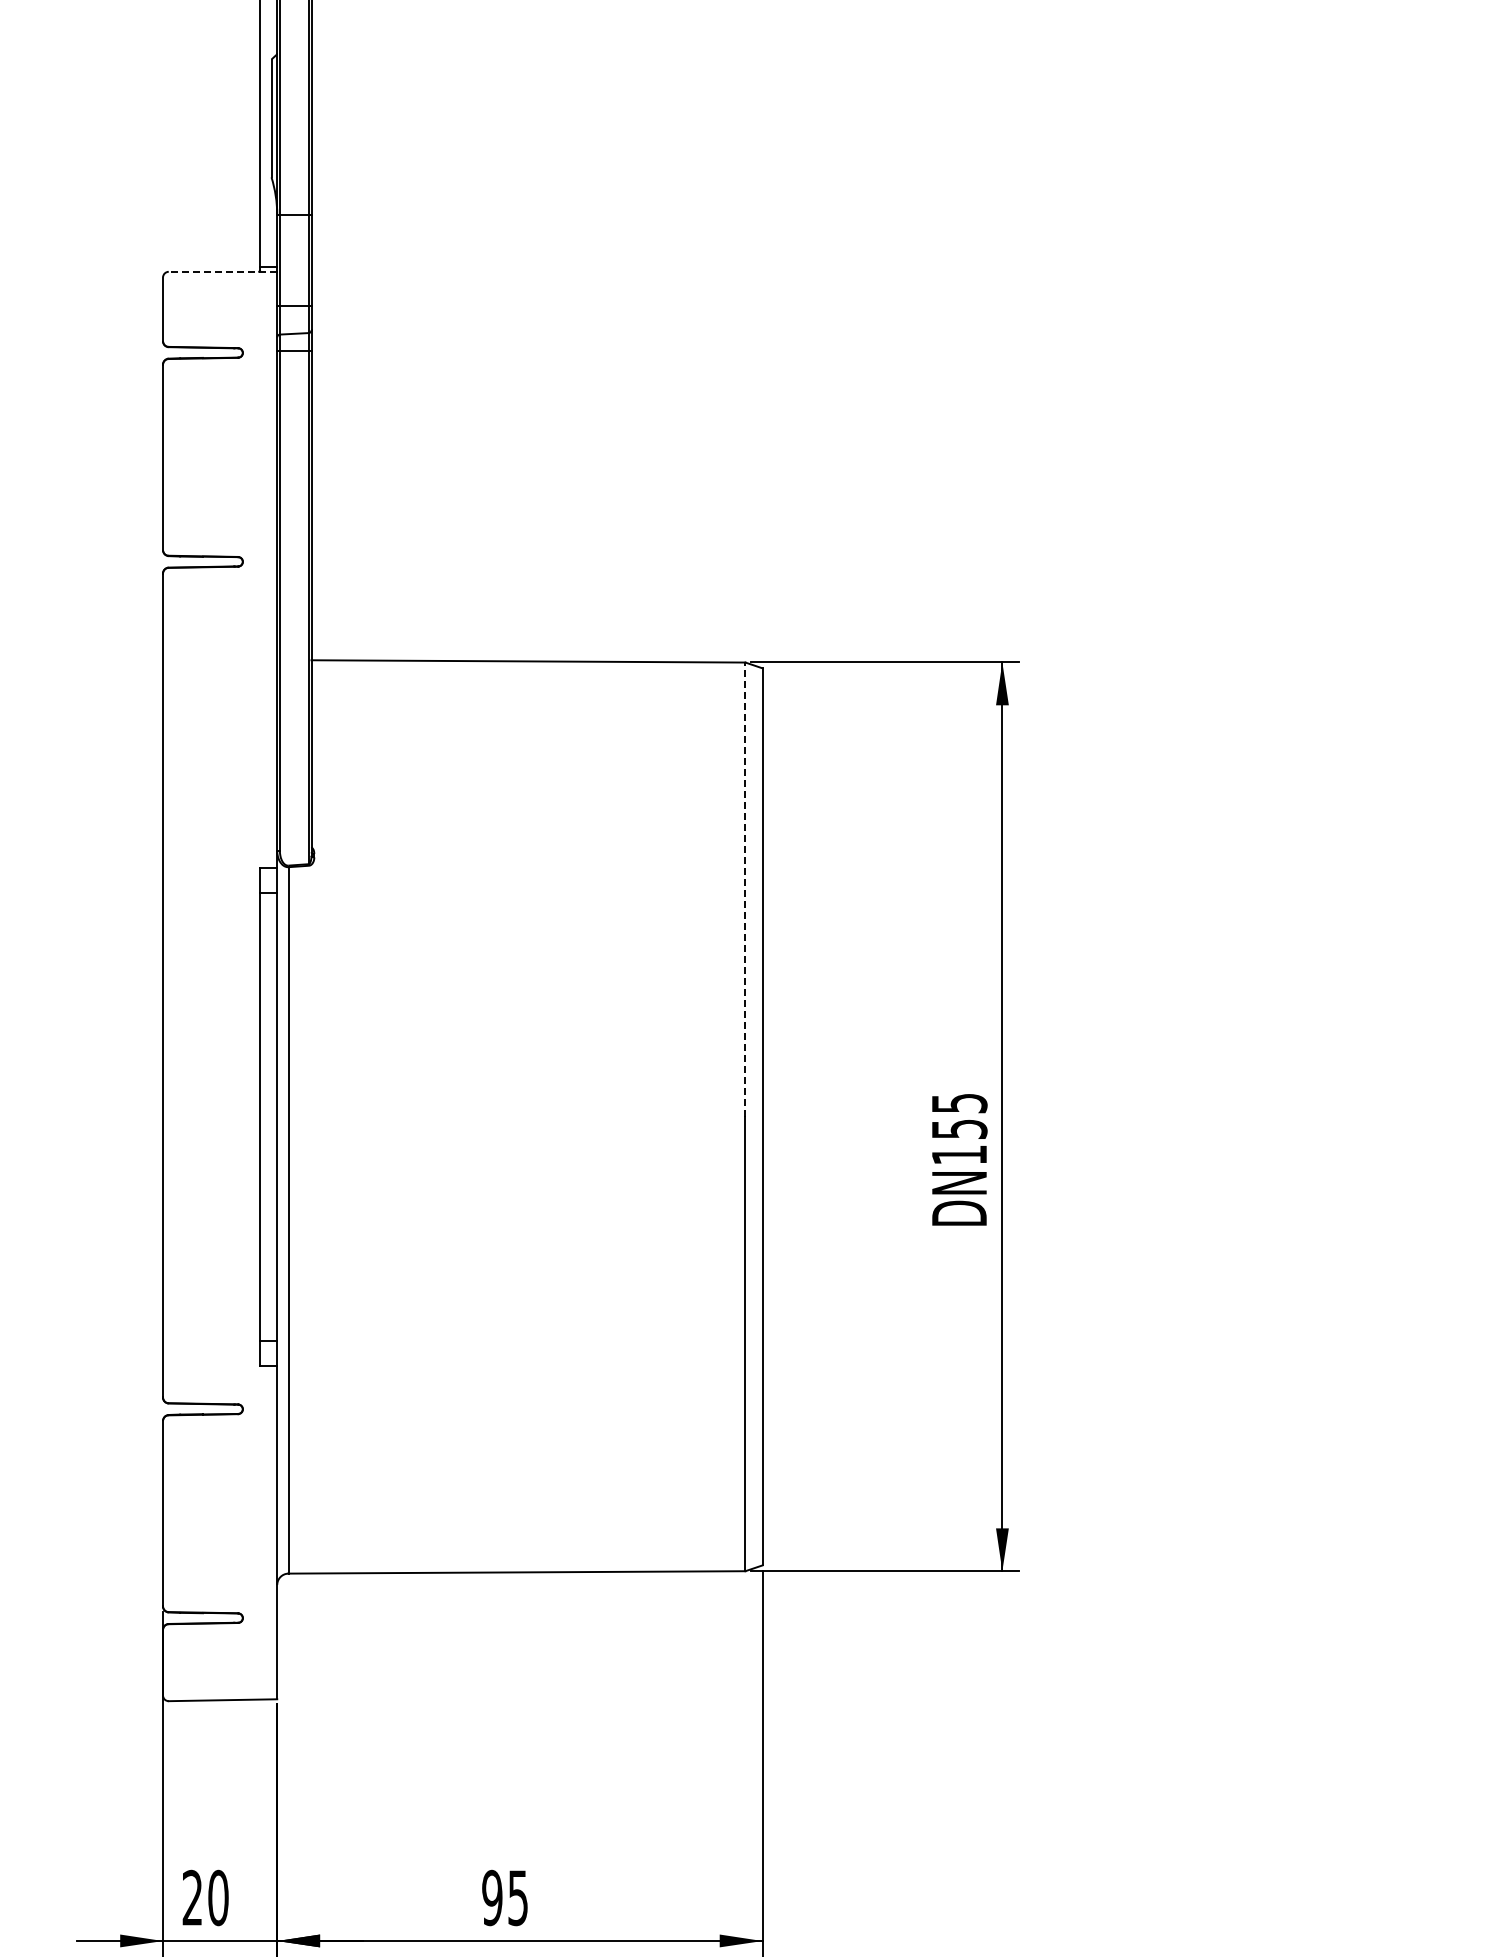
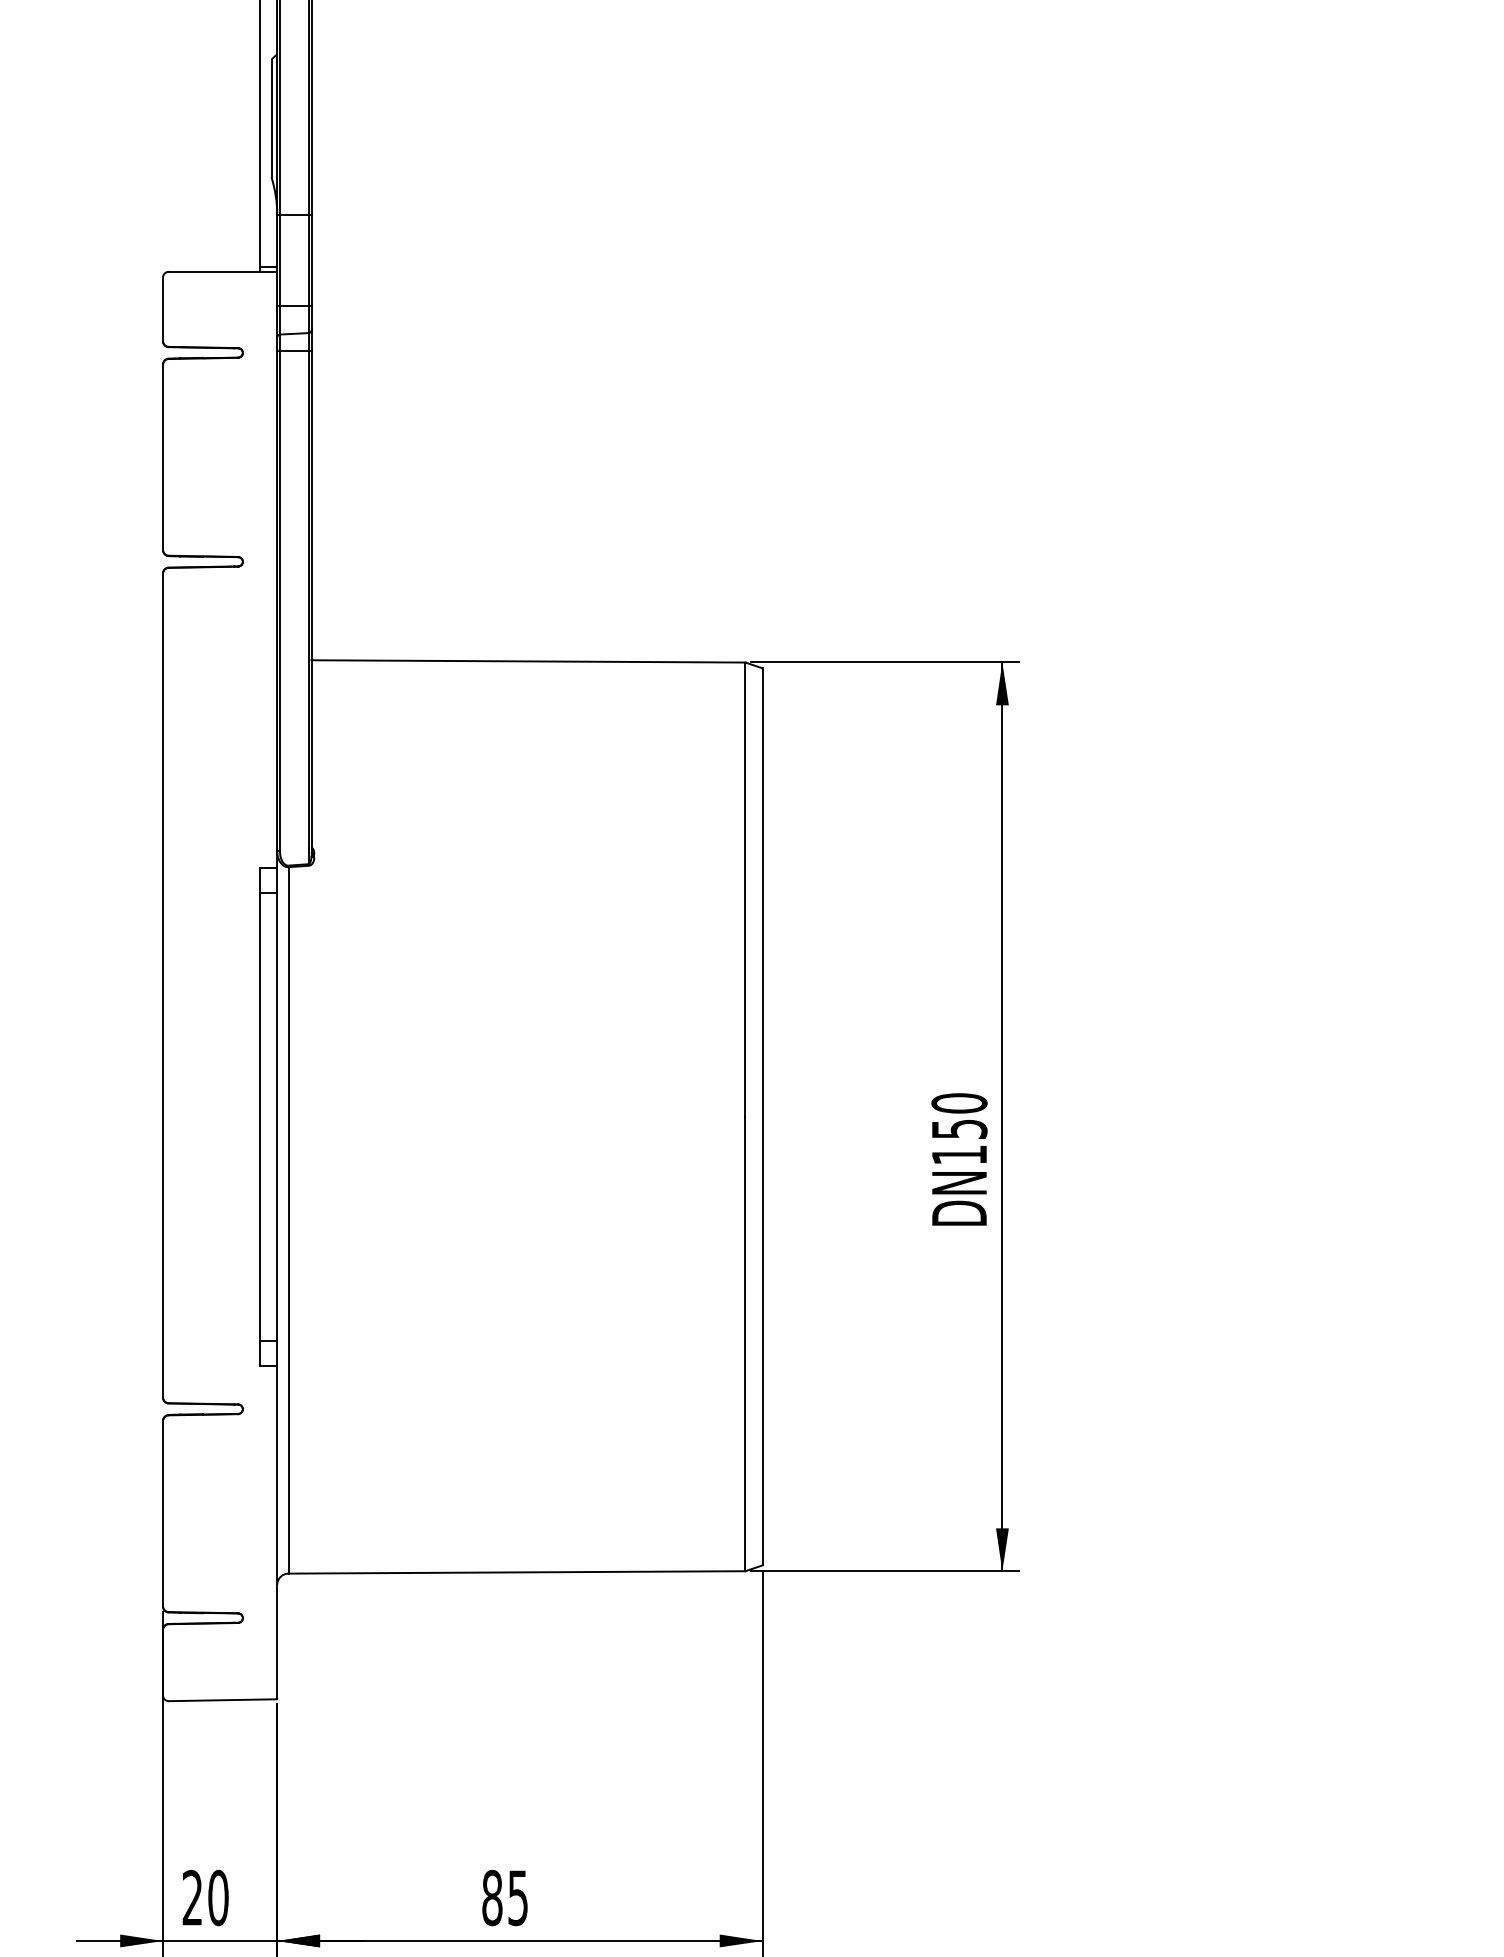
line: dashed -> solid (222, 271)
line: dashed -> solid (745, 889)
text: DN155 -> DN150 (959, 1103)
text: 95 -> 85 (492, 1898)
